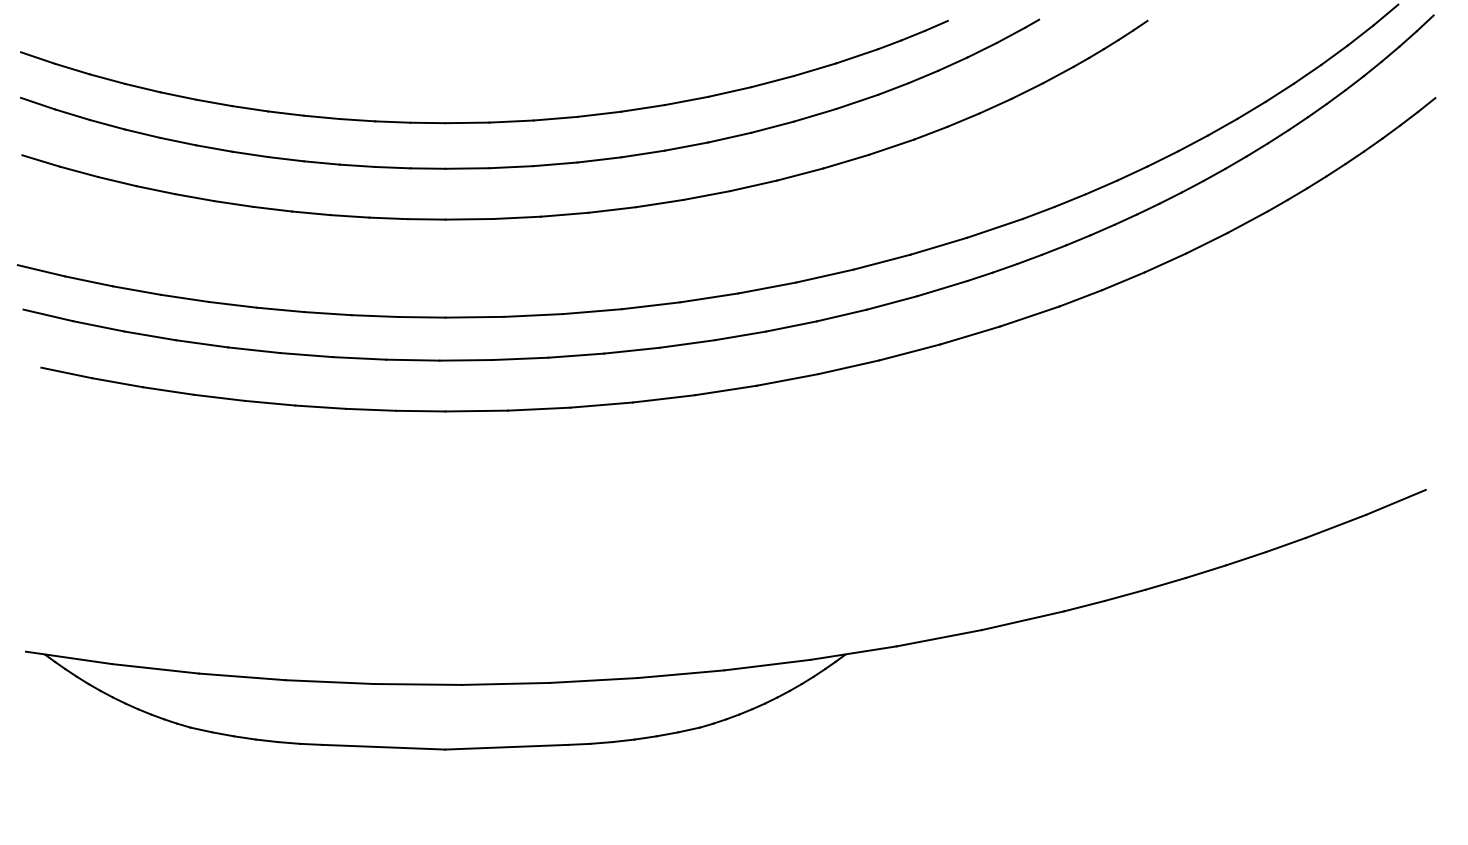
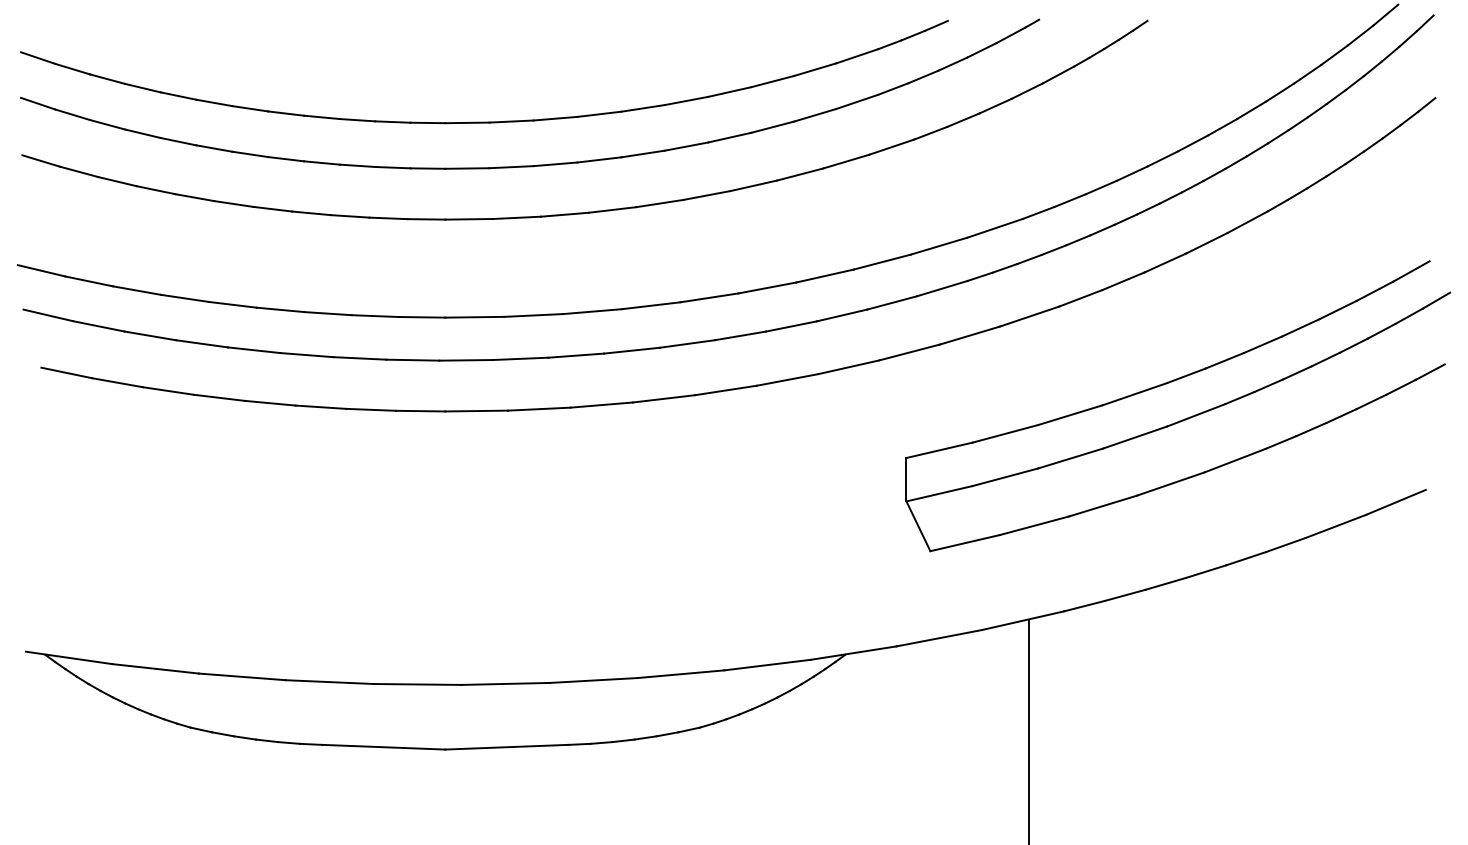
part: none -> present (1184, 418)
line: none -> present (1028, 730)
